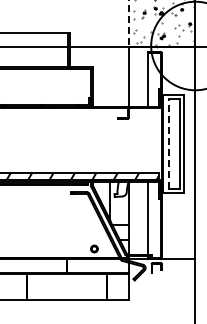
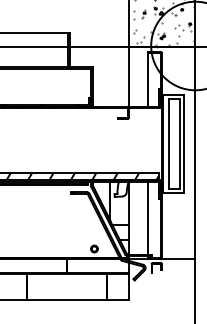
line: dashed -> solid (129, 24)
line: dashed -> solid (169, 144)
